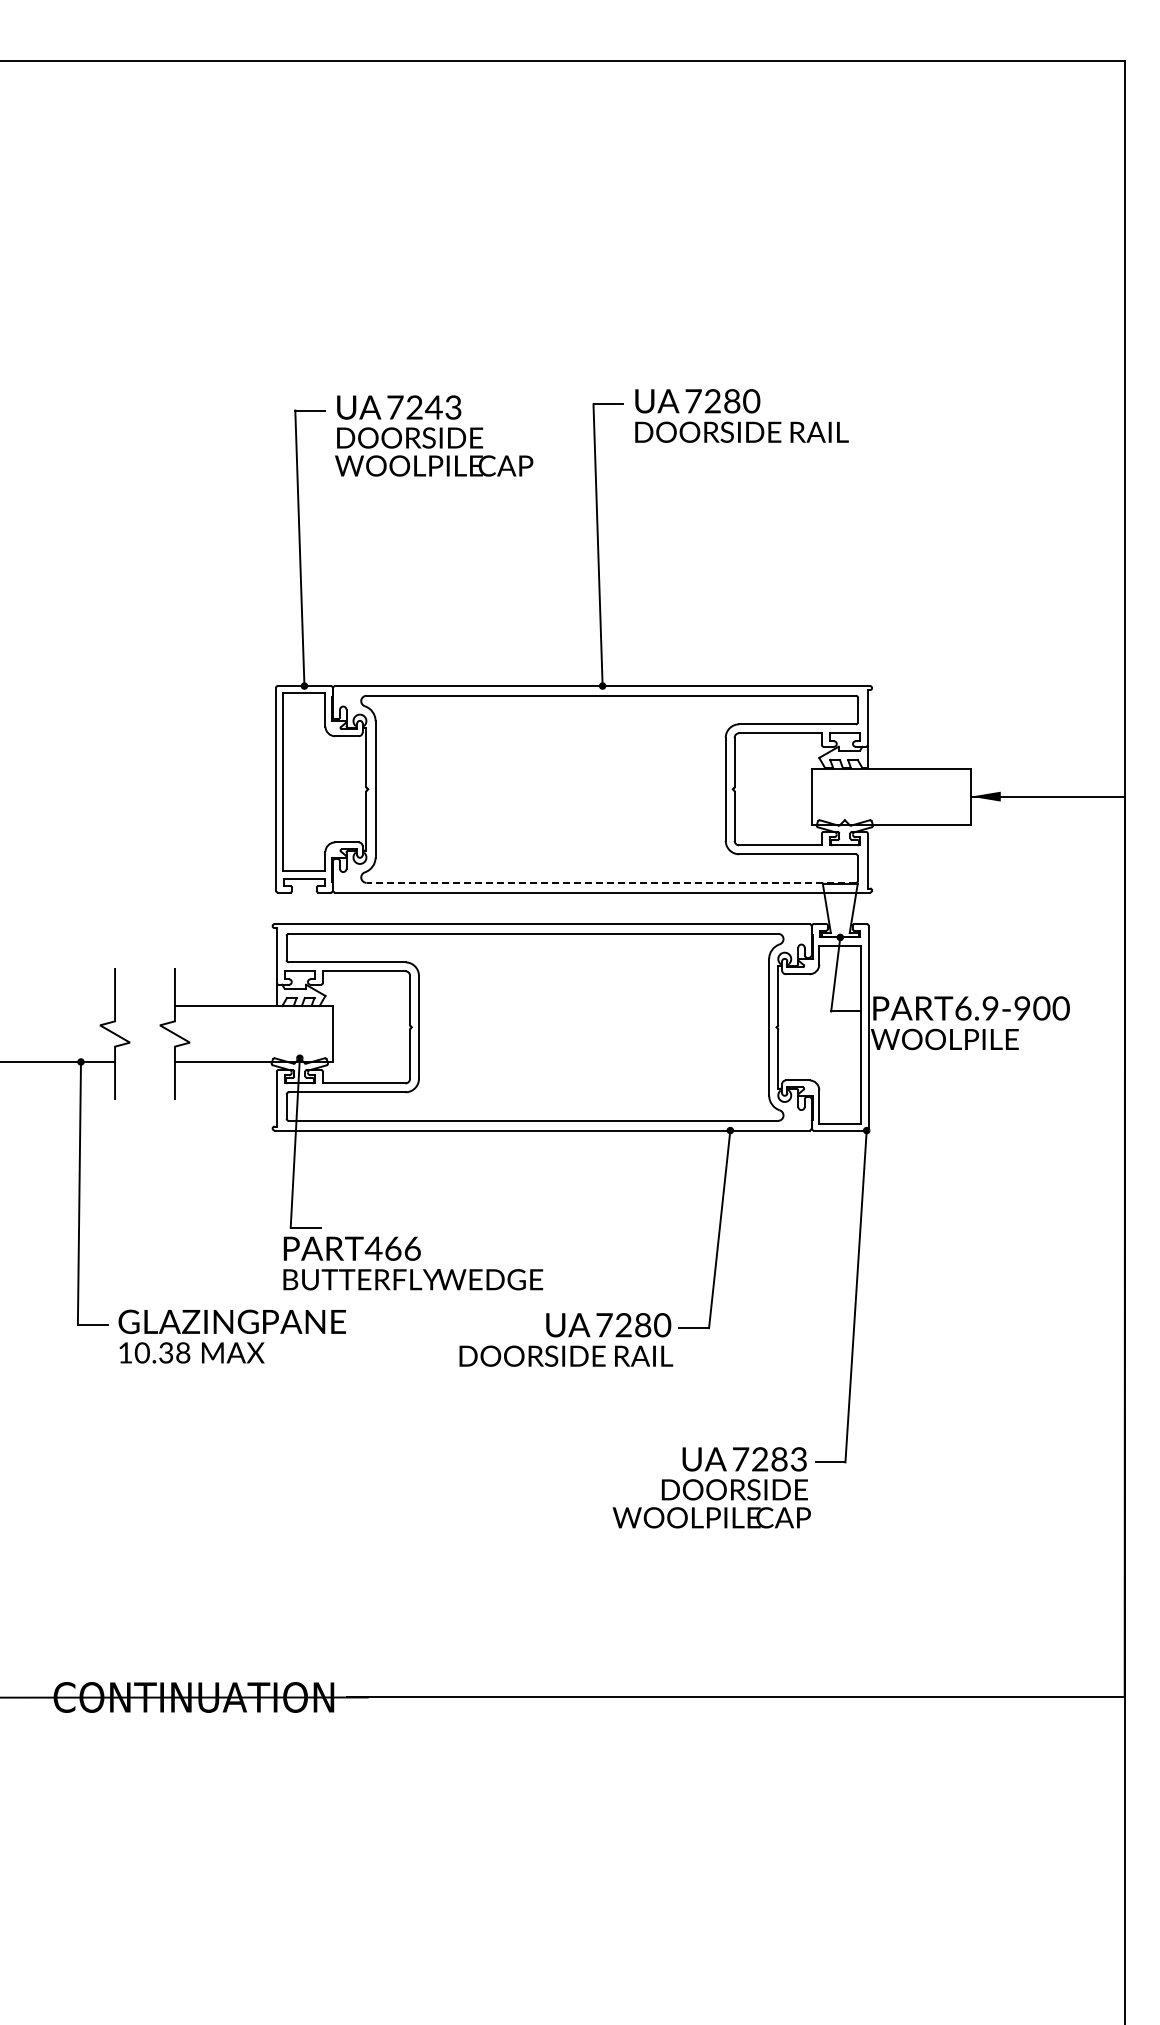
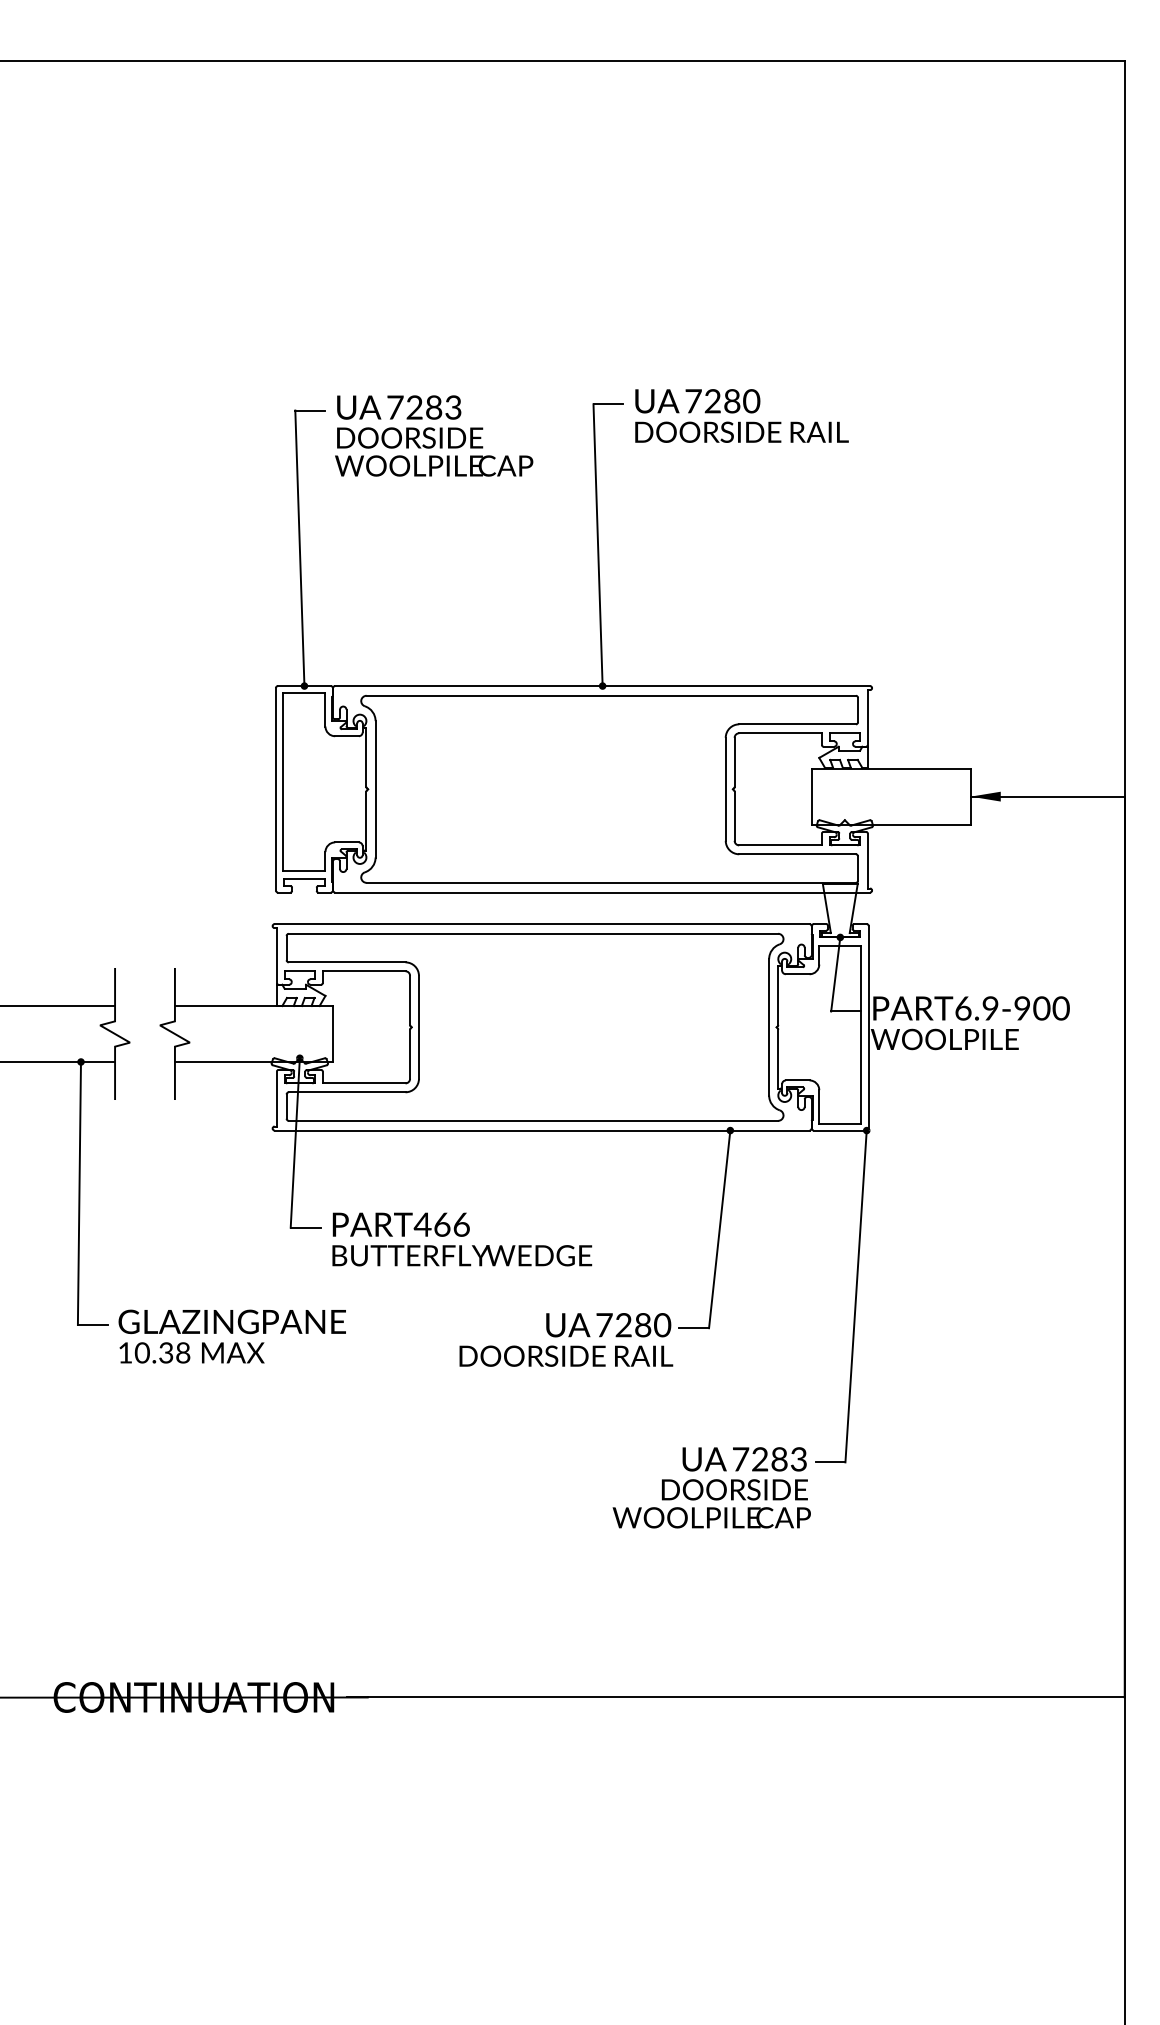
text: 7243 -> 7283 (433, 407)
line: dashed -> solid (611, 882)
line: none -> present (58, 1006)
text position: (413, 1263) -> (462, 1239) (462, 1239)
